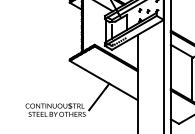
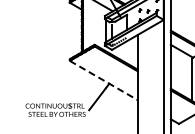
line: solid -> dashed (104, 80)
